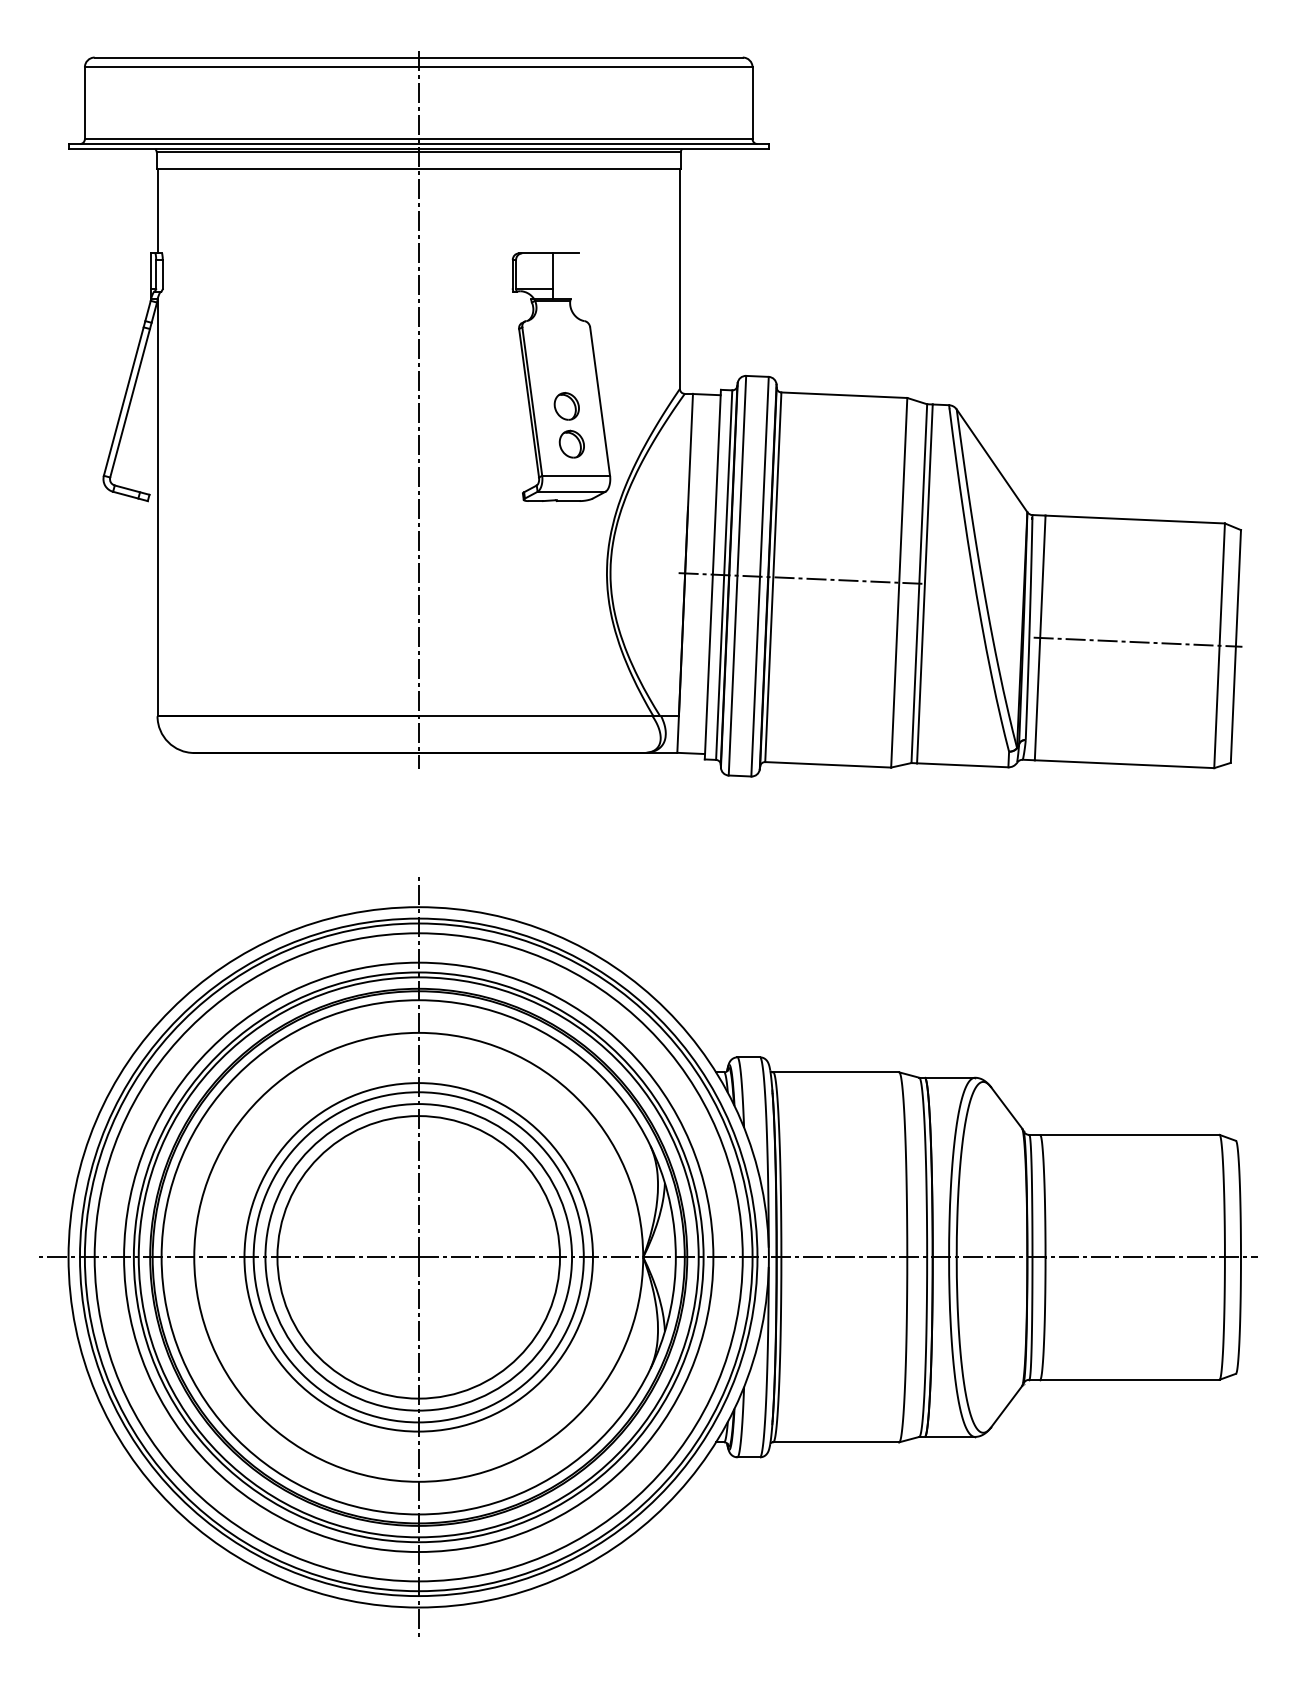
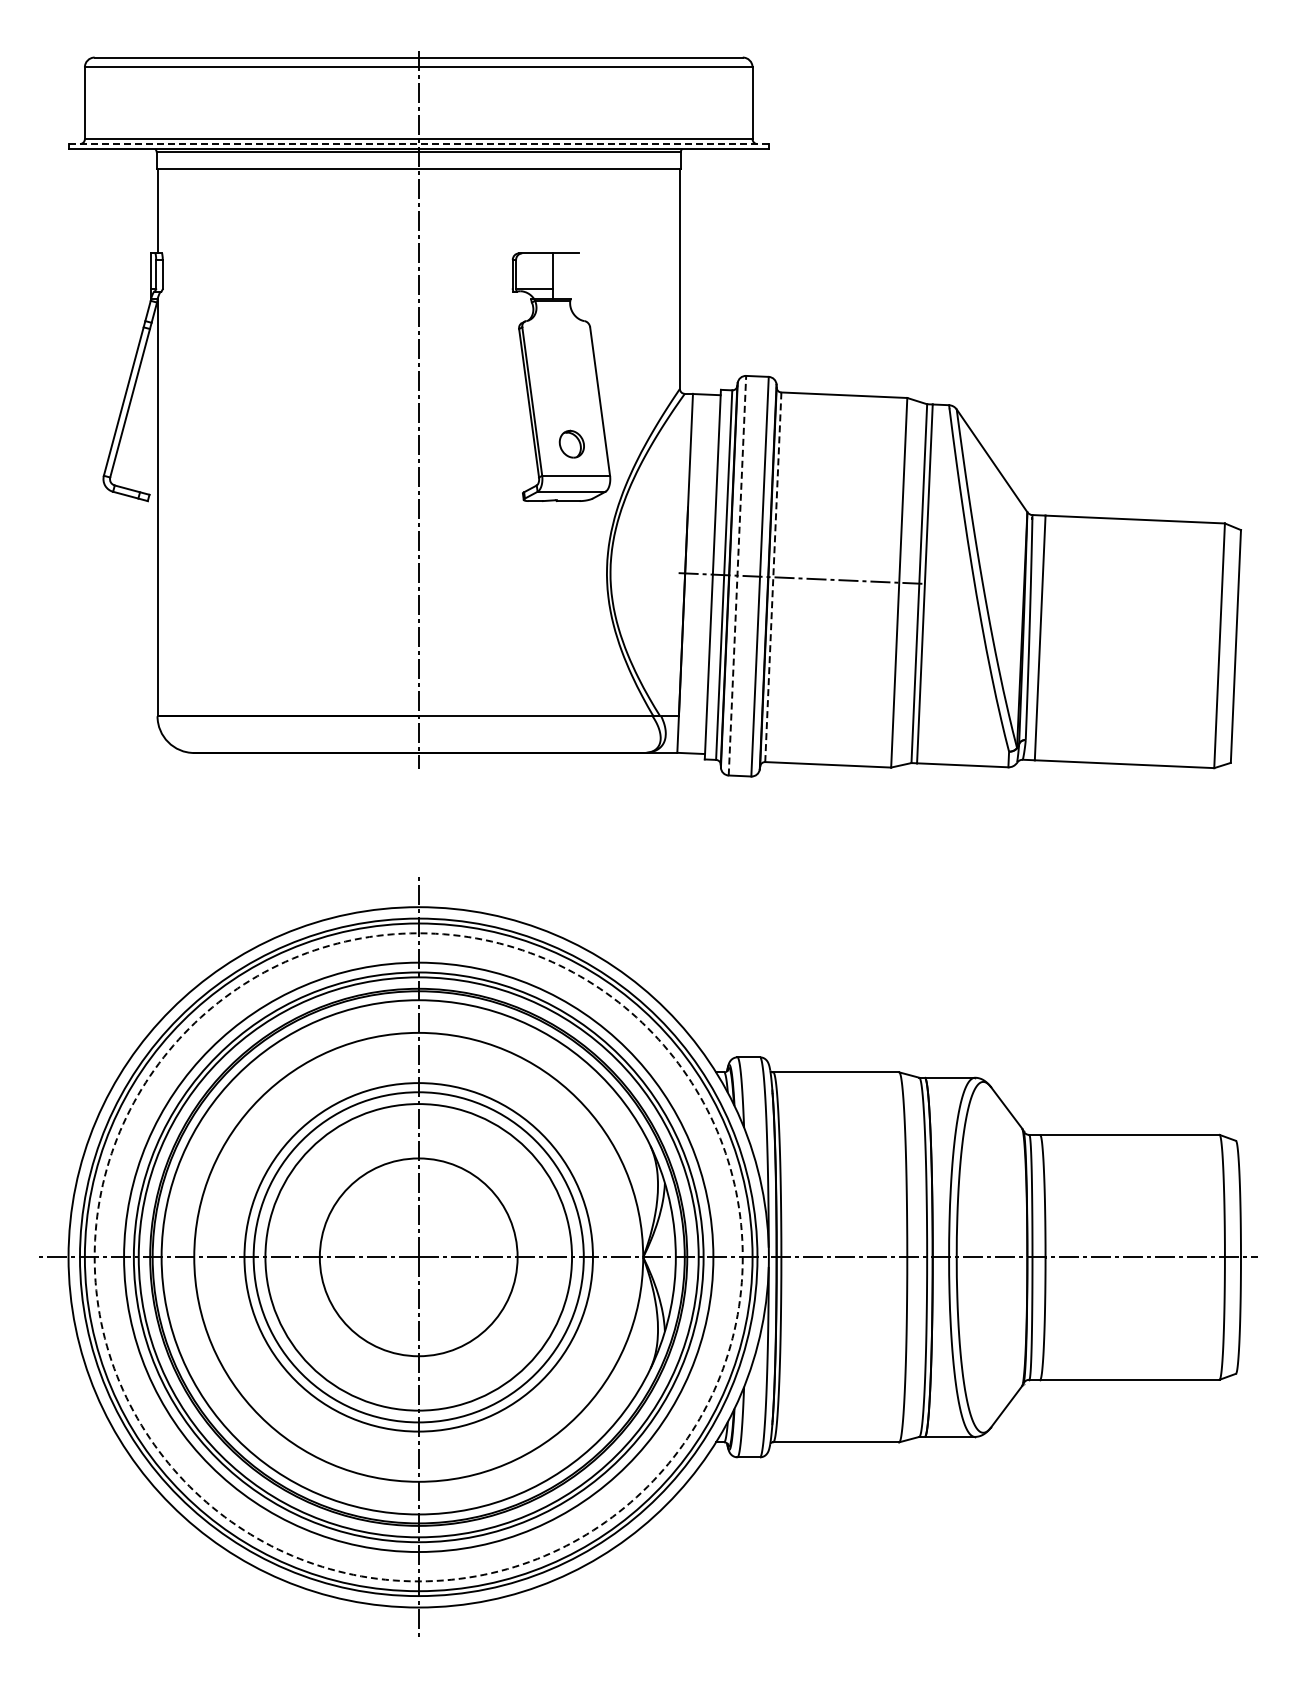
line: solid -> dashed (418, 144)
part: present -> none (566, 406)
line: solid -> dashed (737, 575)
line: solid -> dashed (773, 577)
line: present -> none (1137, 641)
circle diameter: 283 px -> 198 px (418, 1257)
circle: solid -> dashed (418, 1257)
